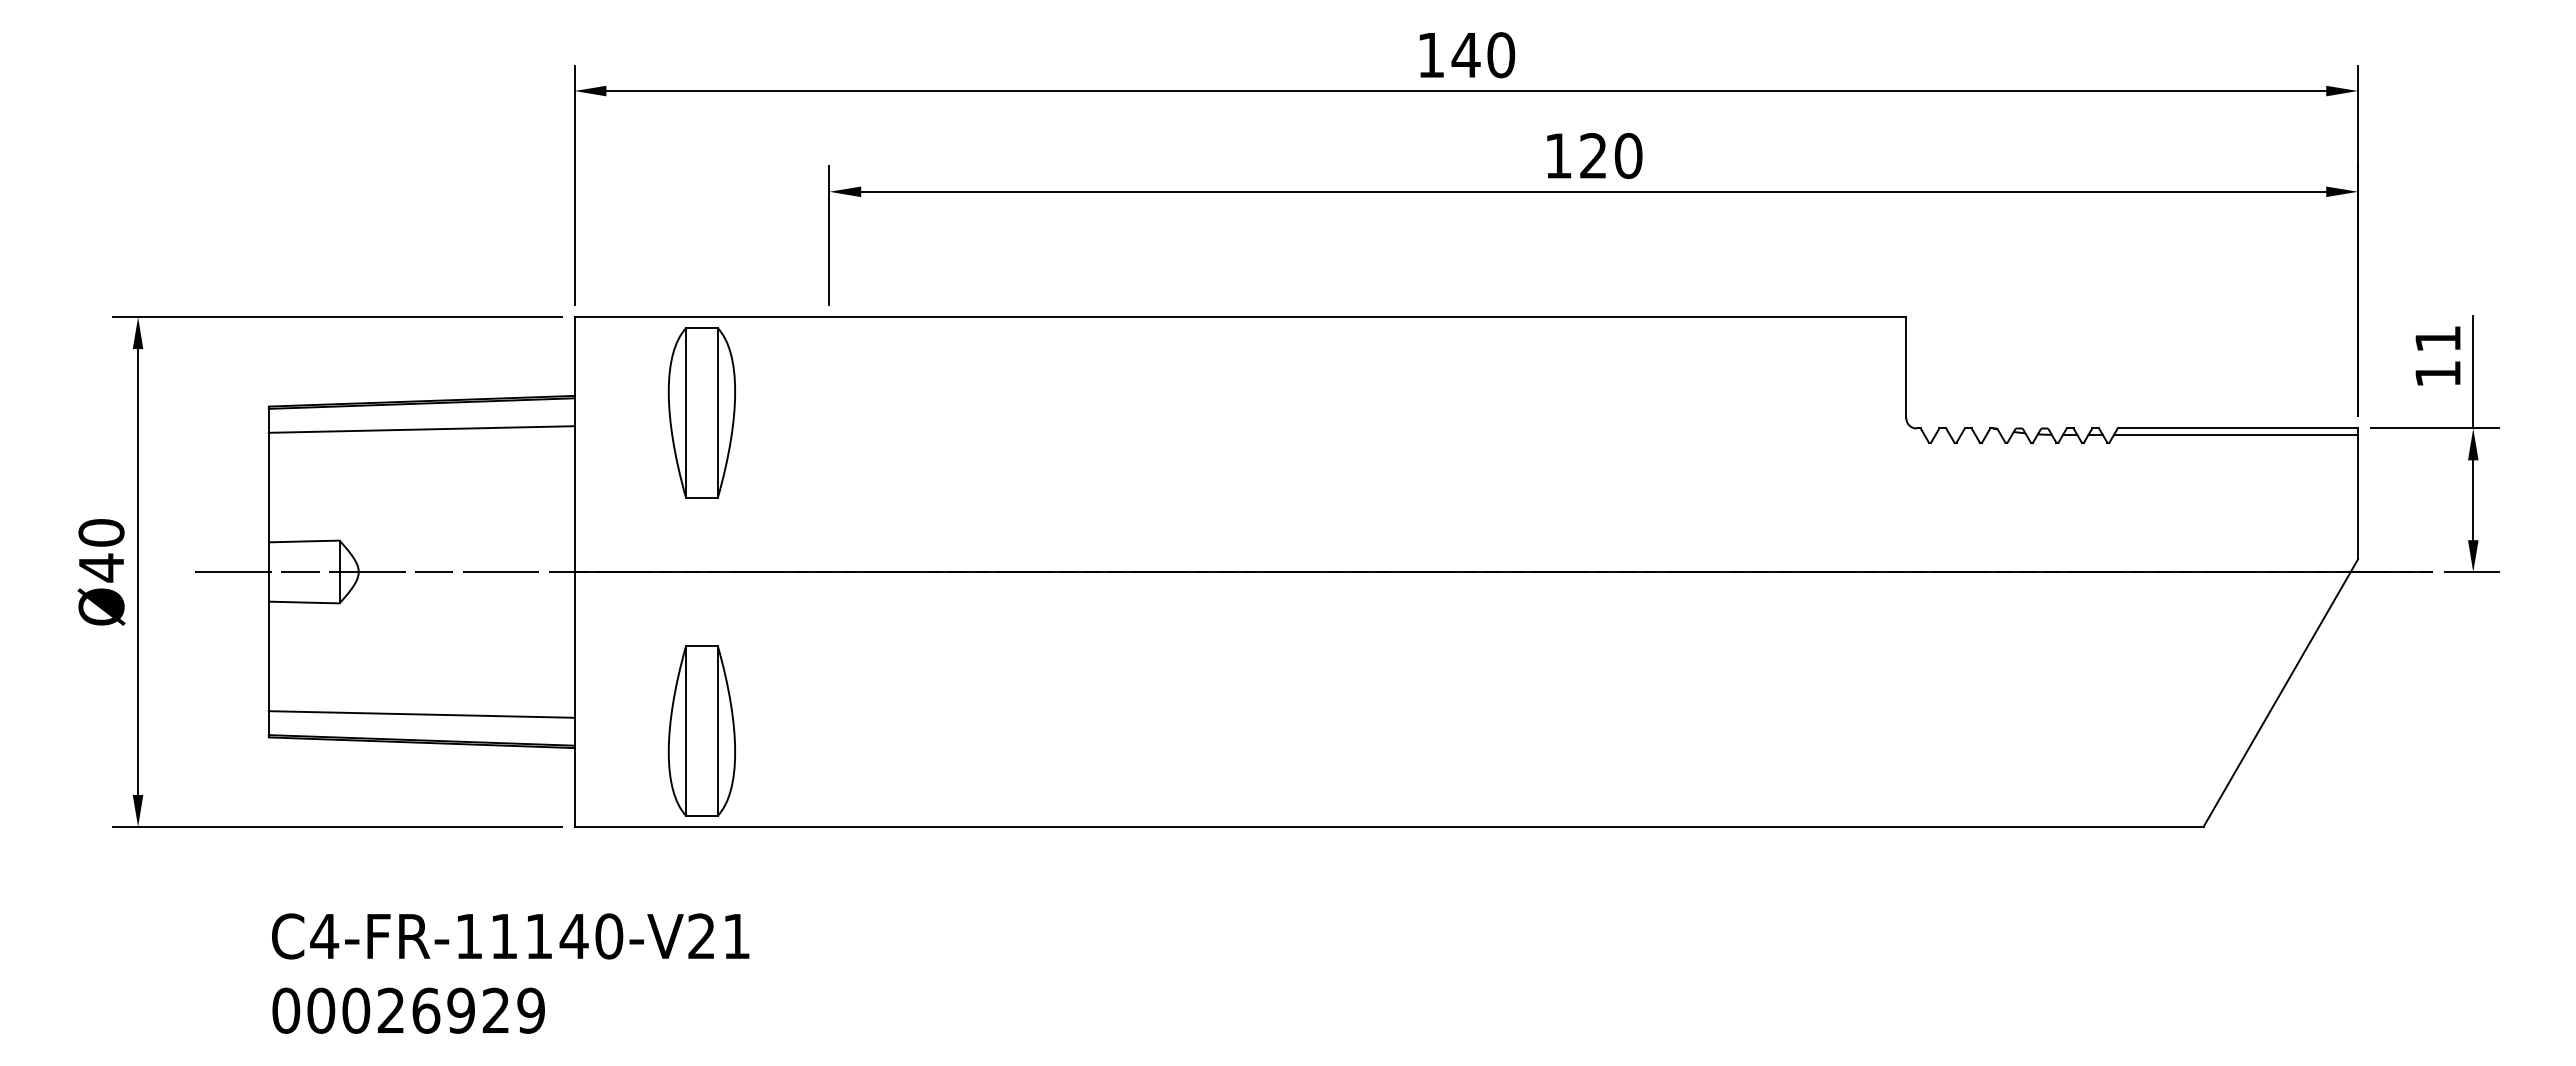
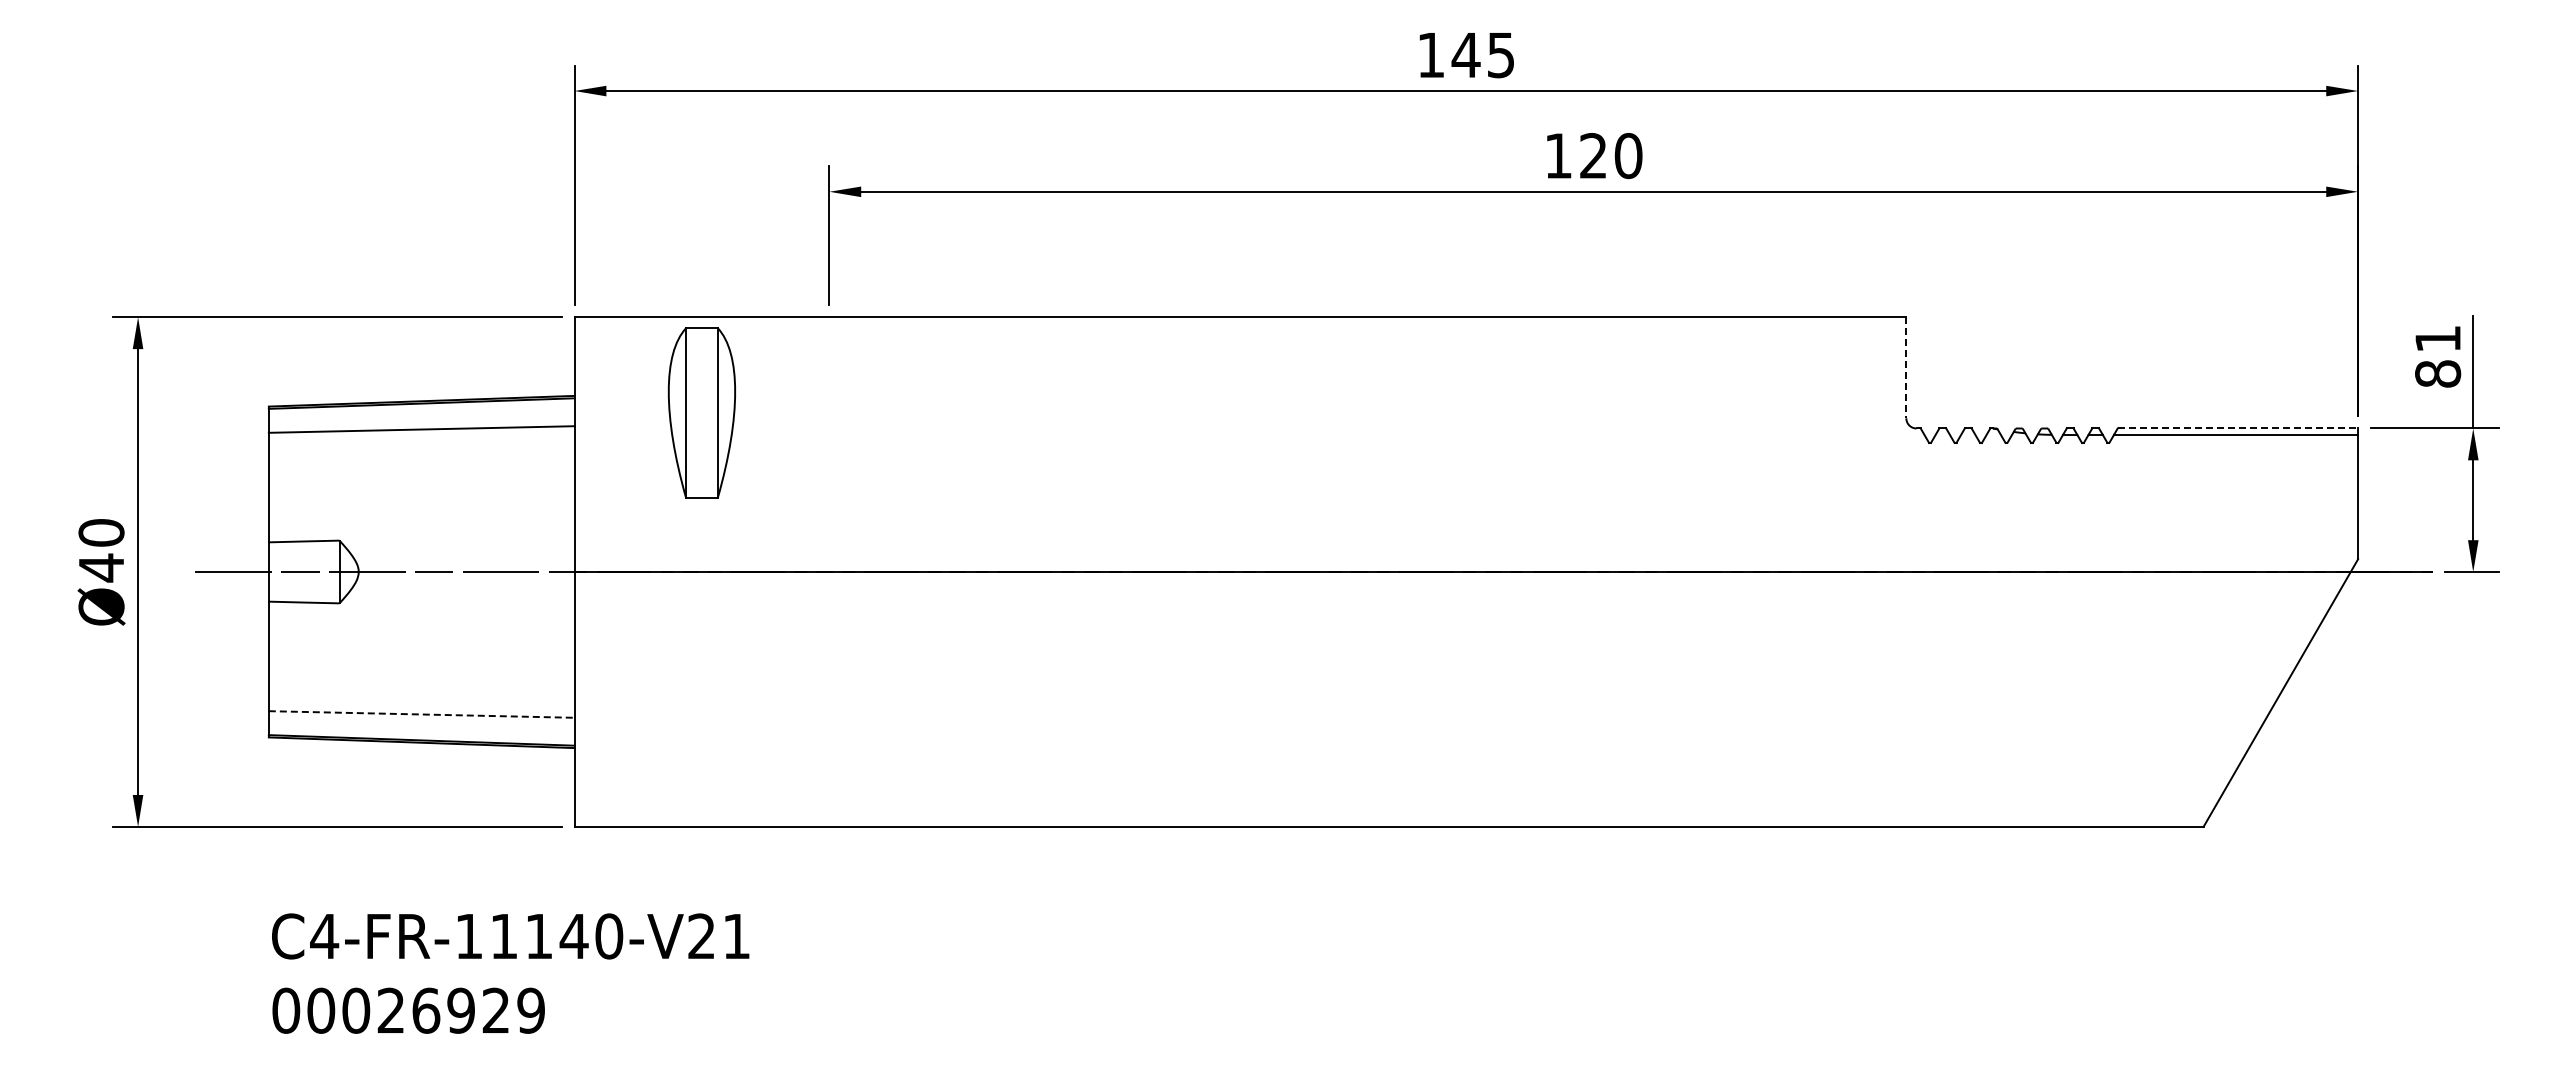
text: 140 -> 145 (1501, 55)
line: solid -> dashed (1906, 367)
text: 11 -> 81 (2438, 373)
line: solid -> dashed (2238, 428)
line: solid -> dashed (421, 714)
part: present -> none (701, 730)
